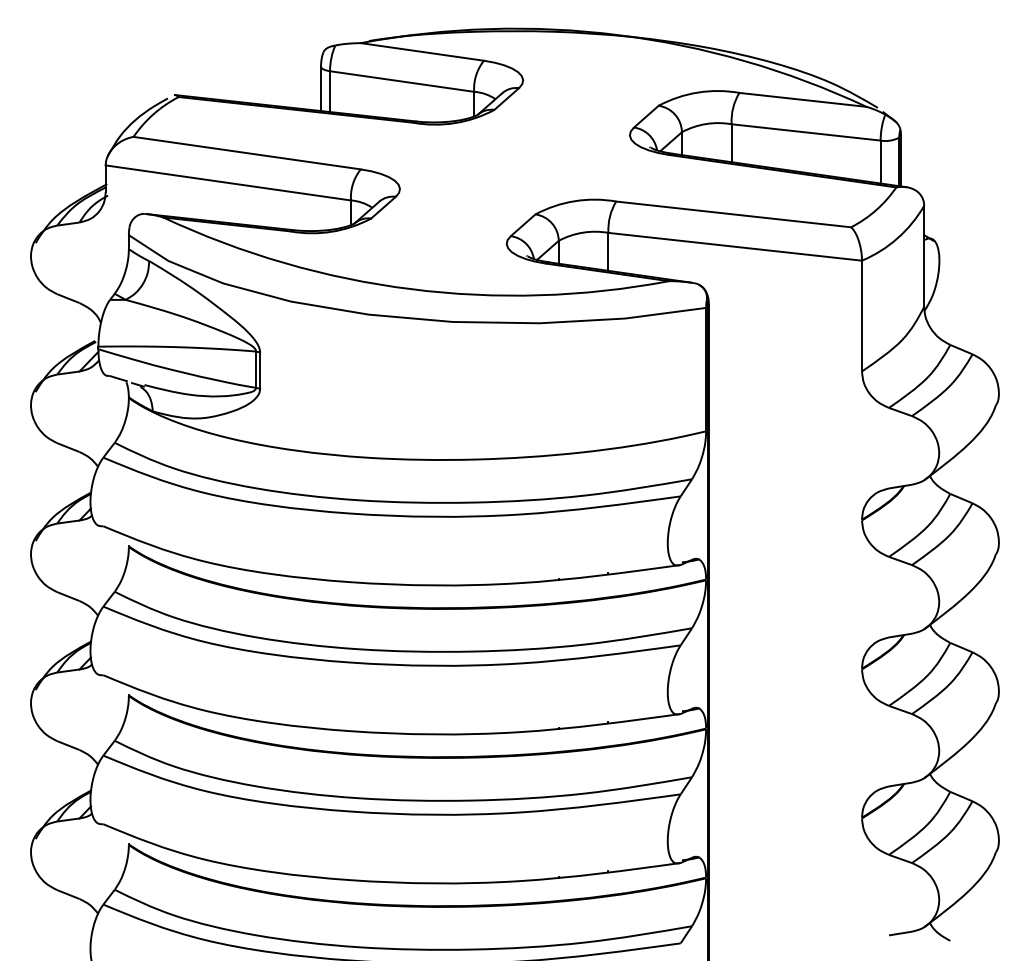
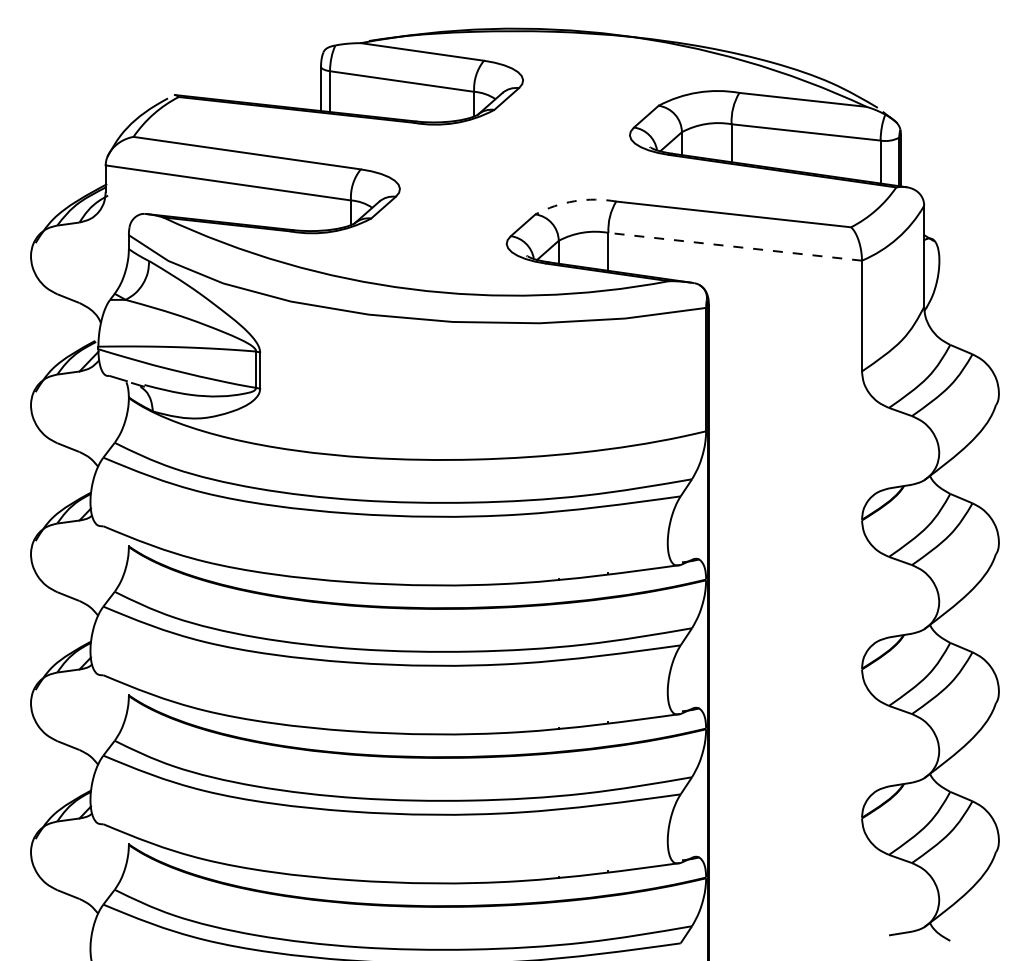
arc: solid -> dashed (574, 201)
line: solid -> dashed (735, 246)
